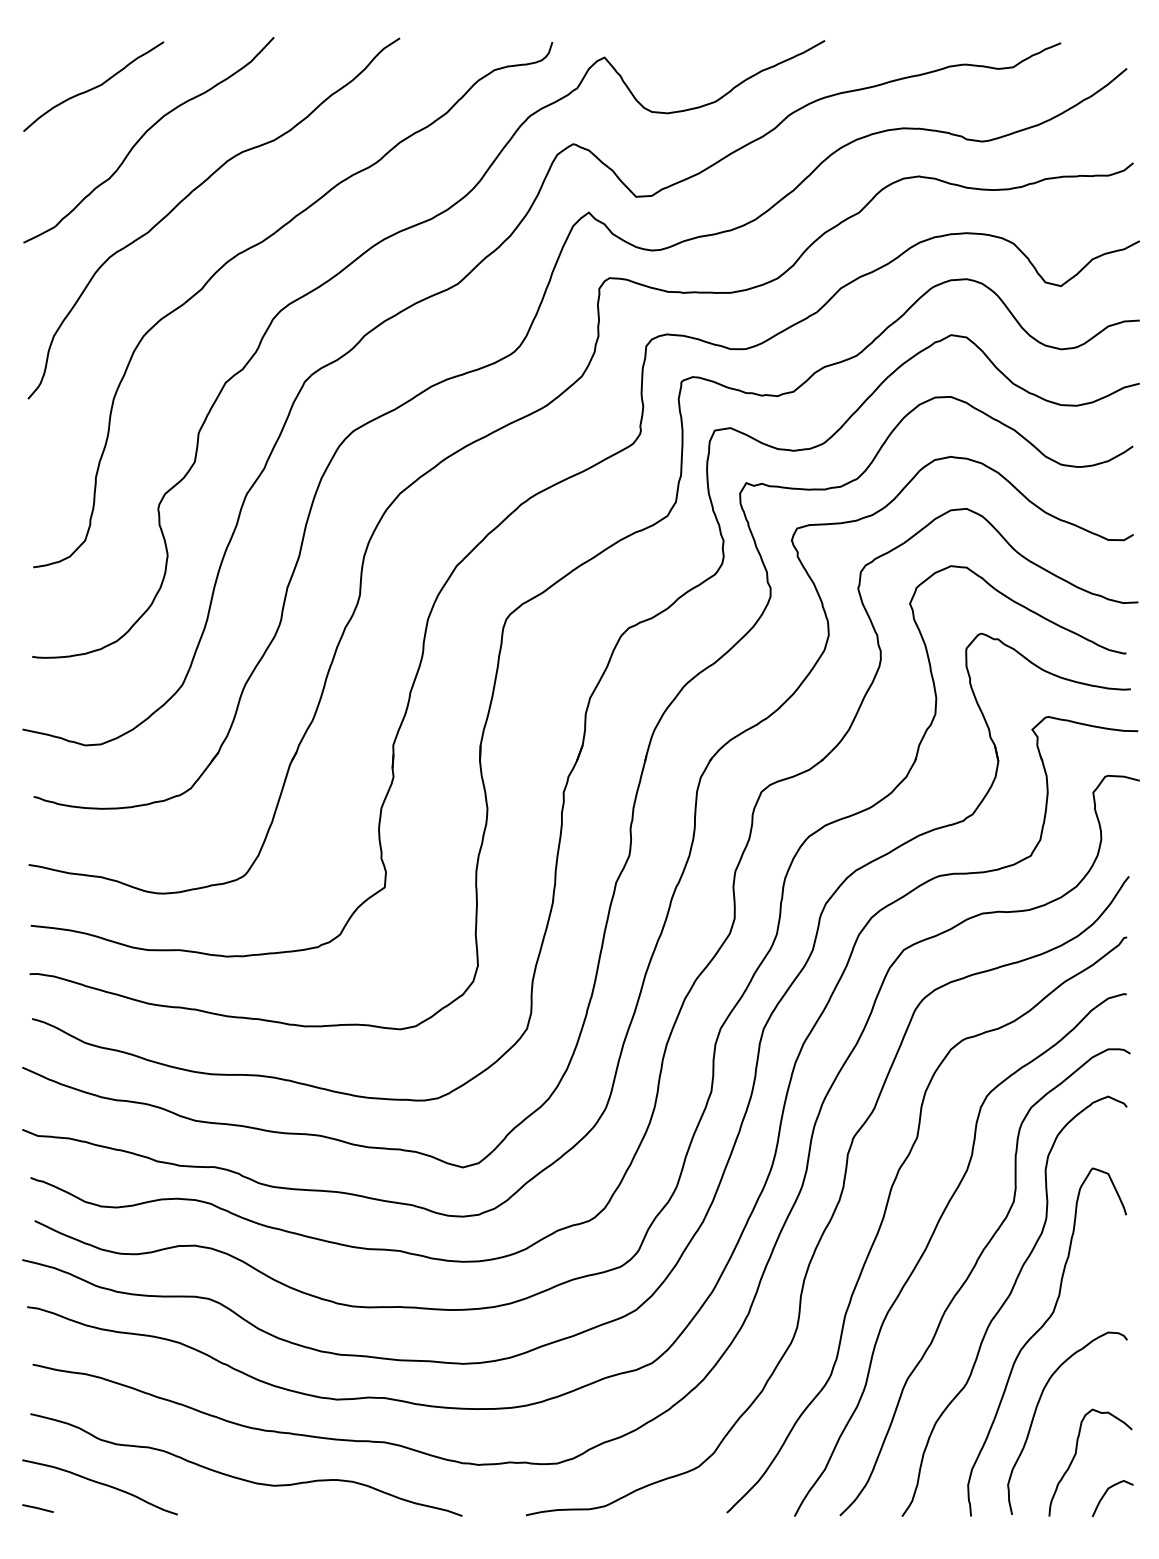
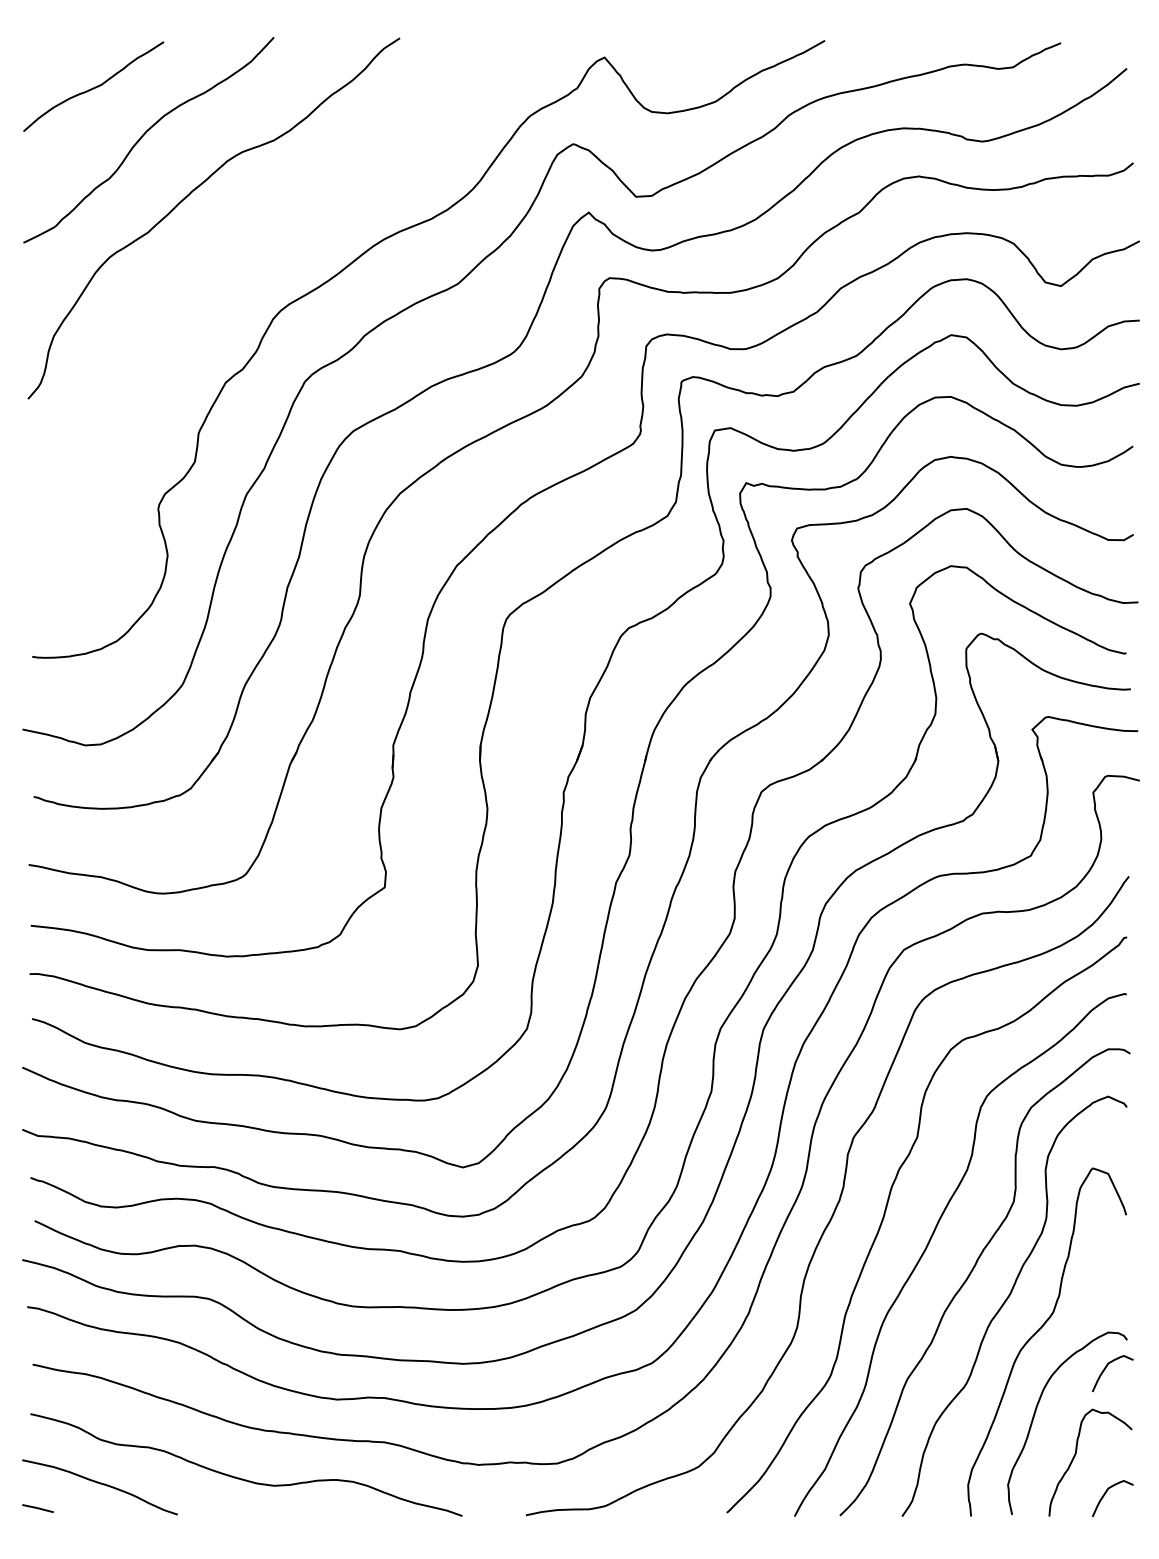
curve: present -> none (261, 243)
curve: none -> present (1106, 1368)
